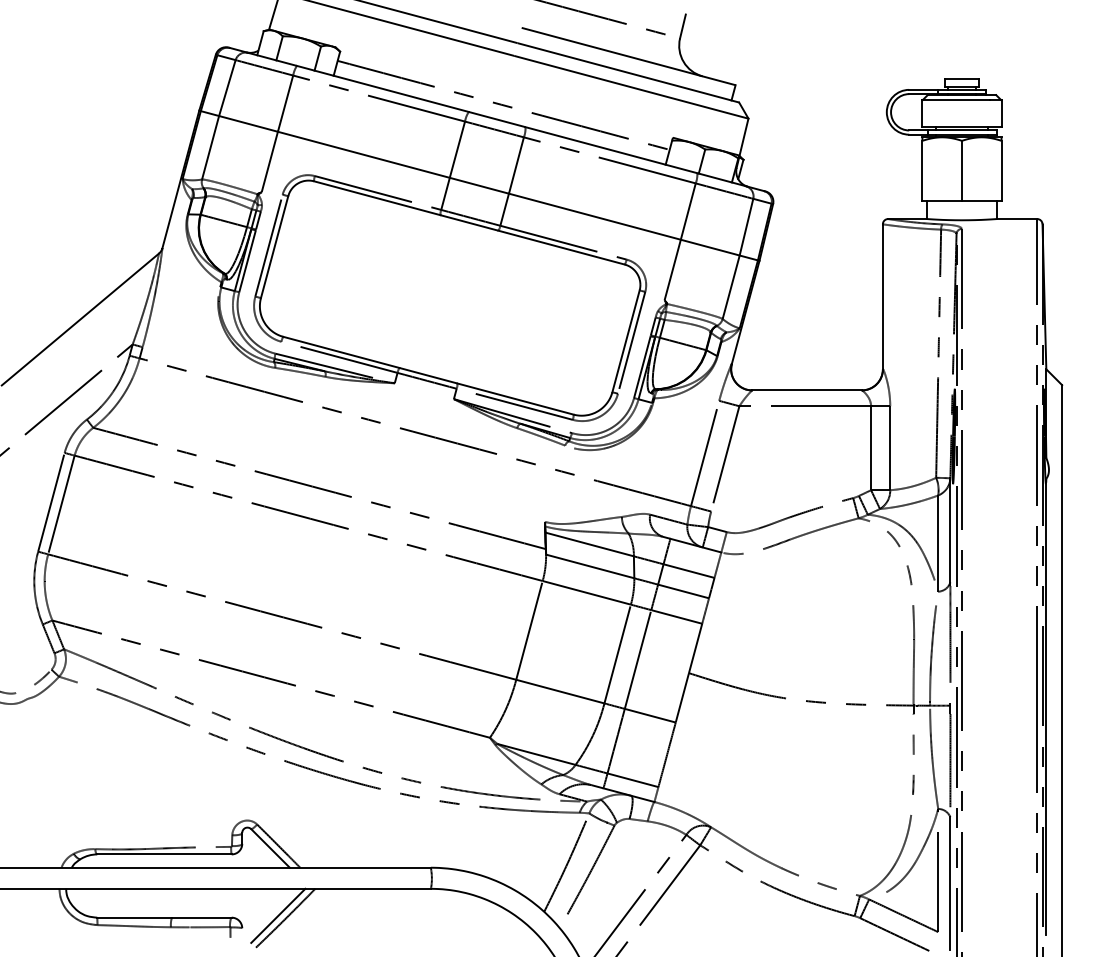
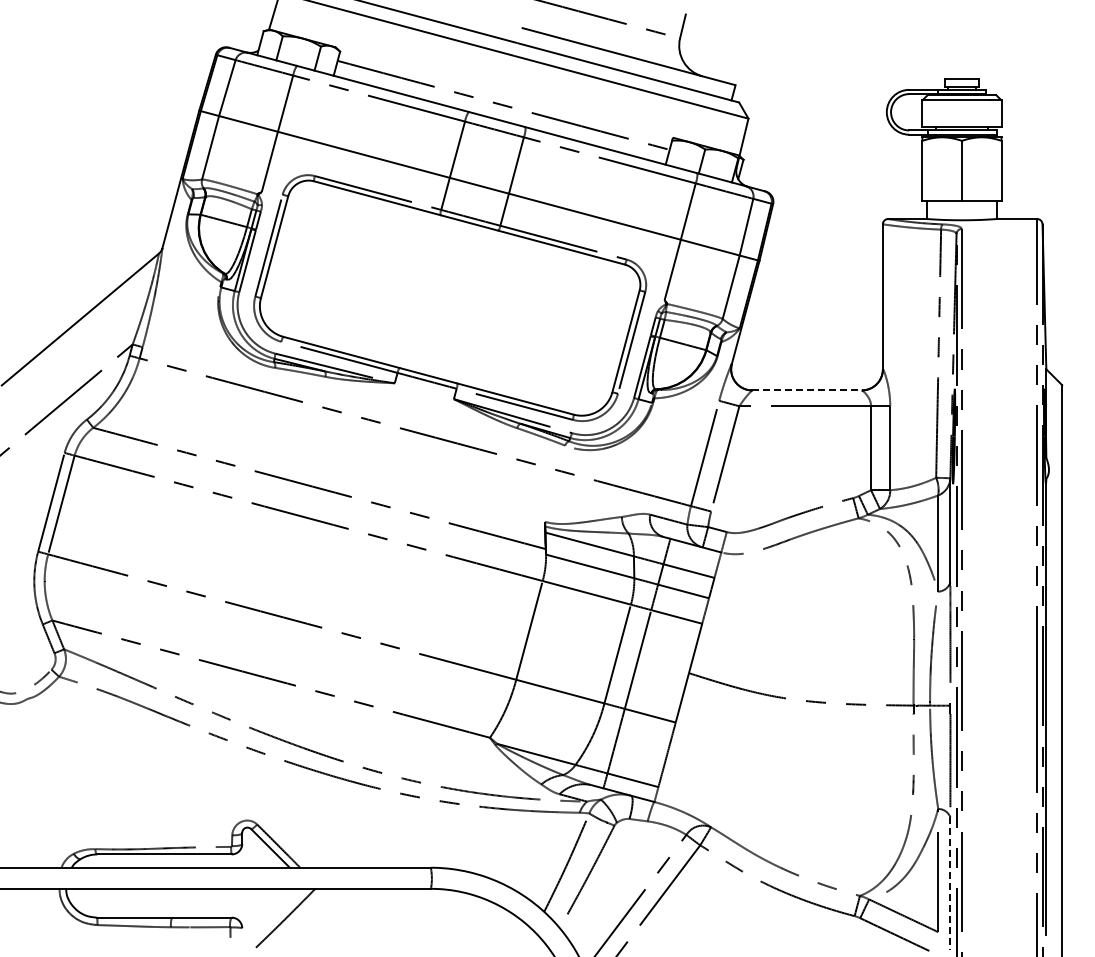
line: solid -> dashed (807, 390)
line: solid -> dashed (950, 883)
line: present -> none (278, 915)
